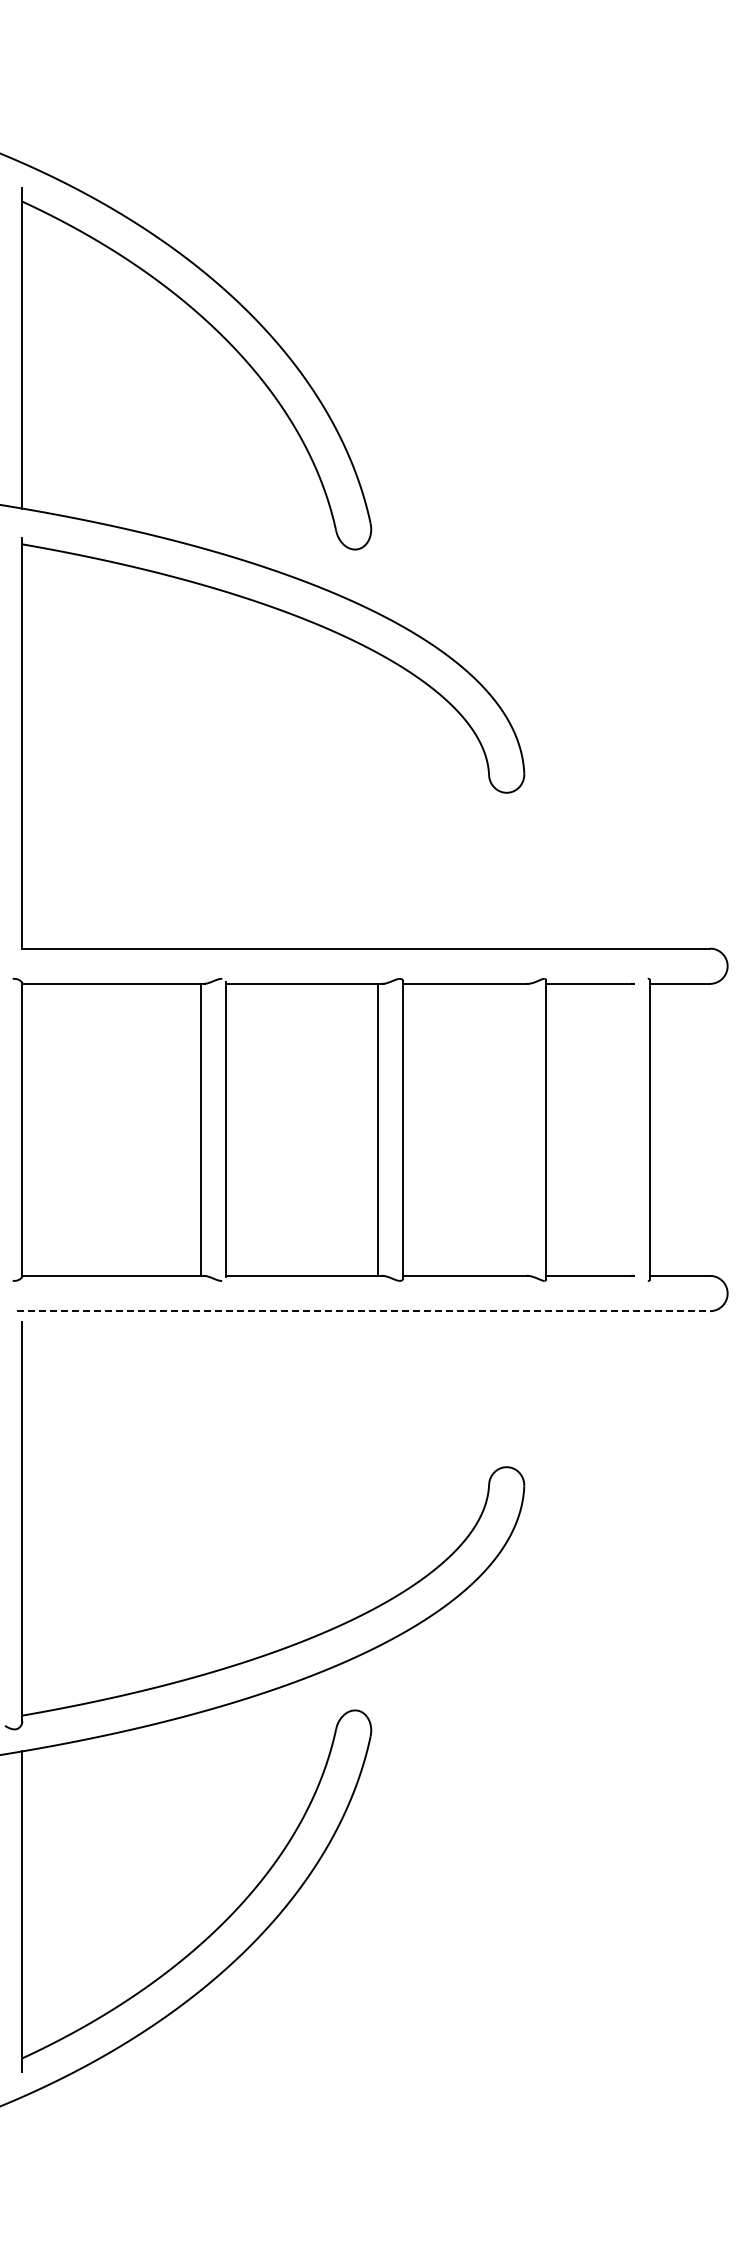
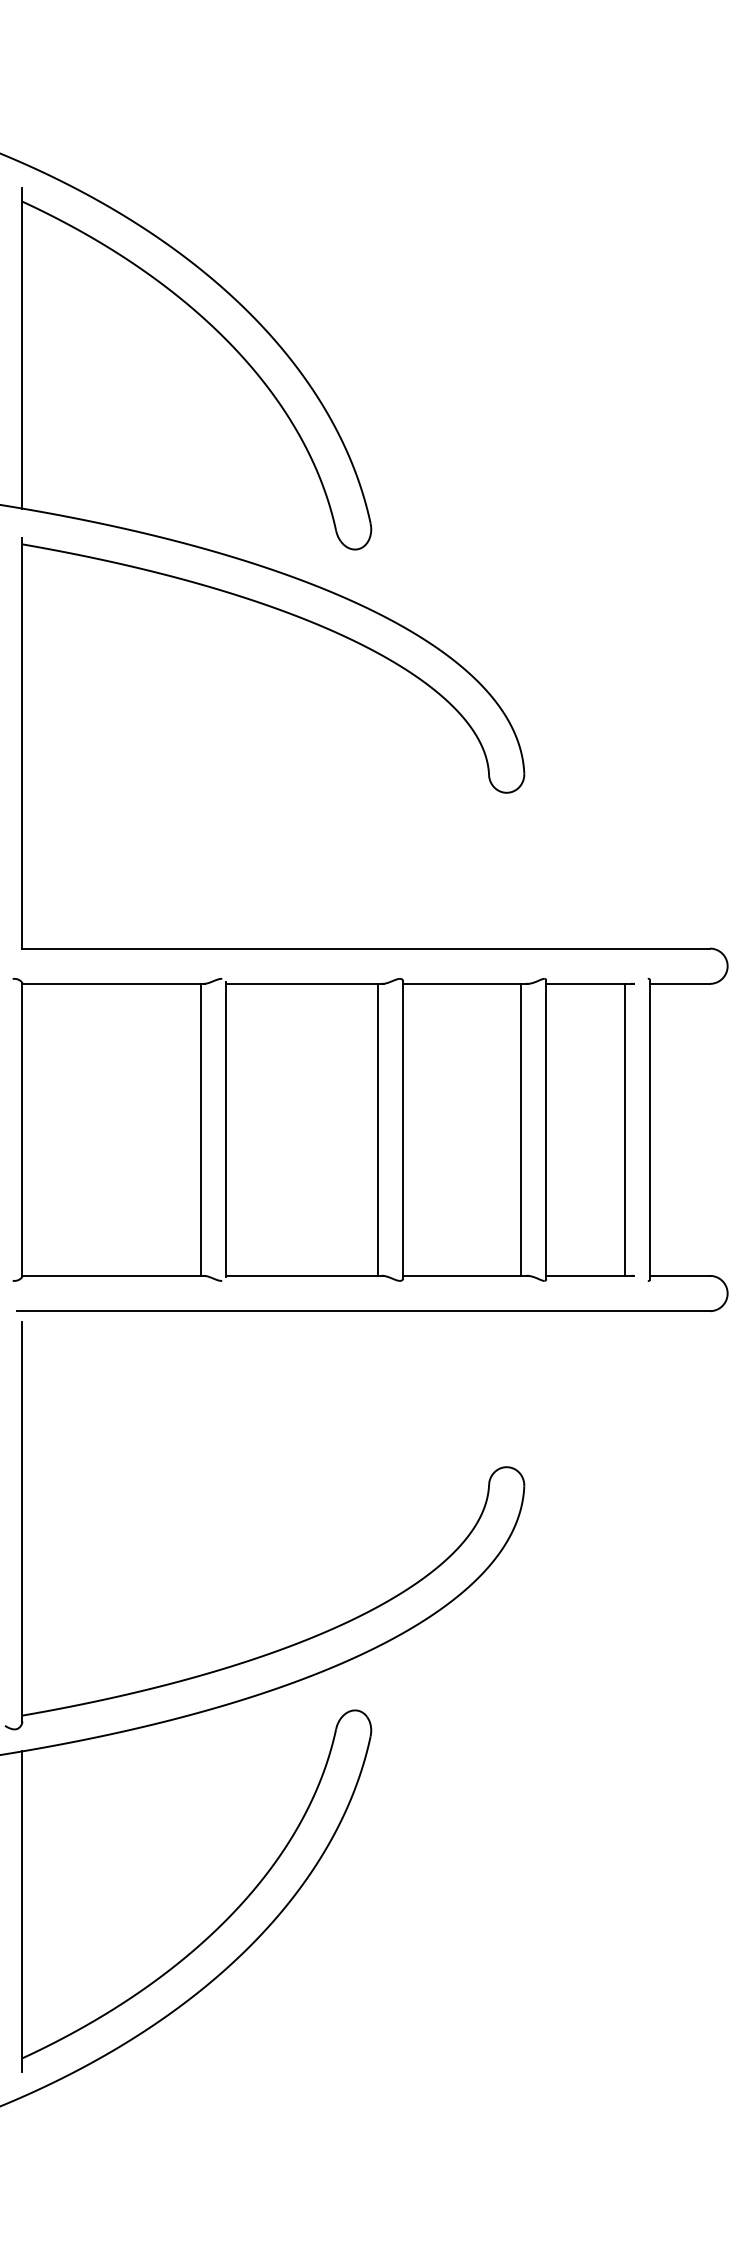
line: none -> present (521, 1129)
line: none -> present (624, 1129)
line: dashed -> solid (364, 1311)
